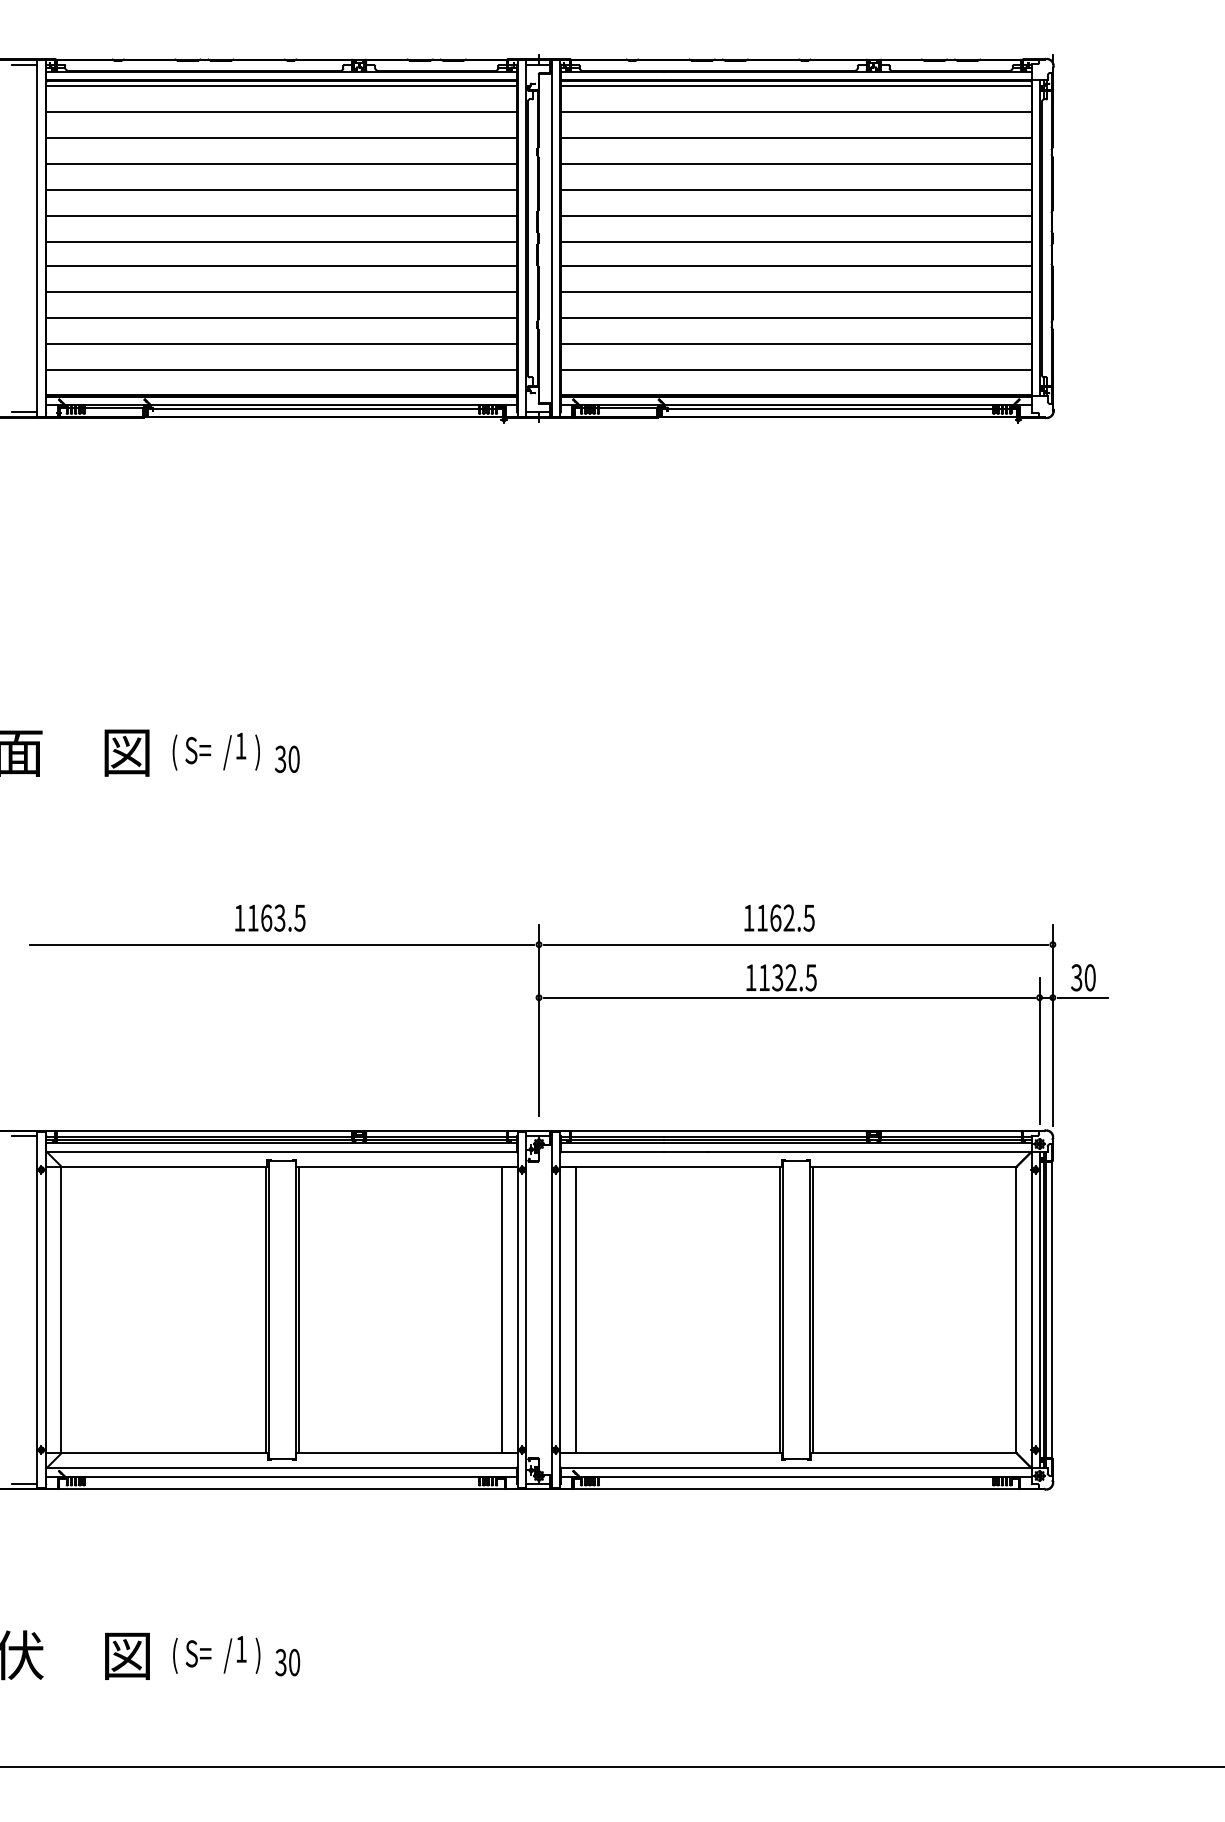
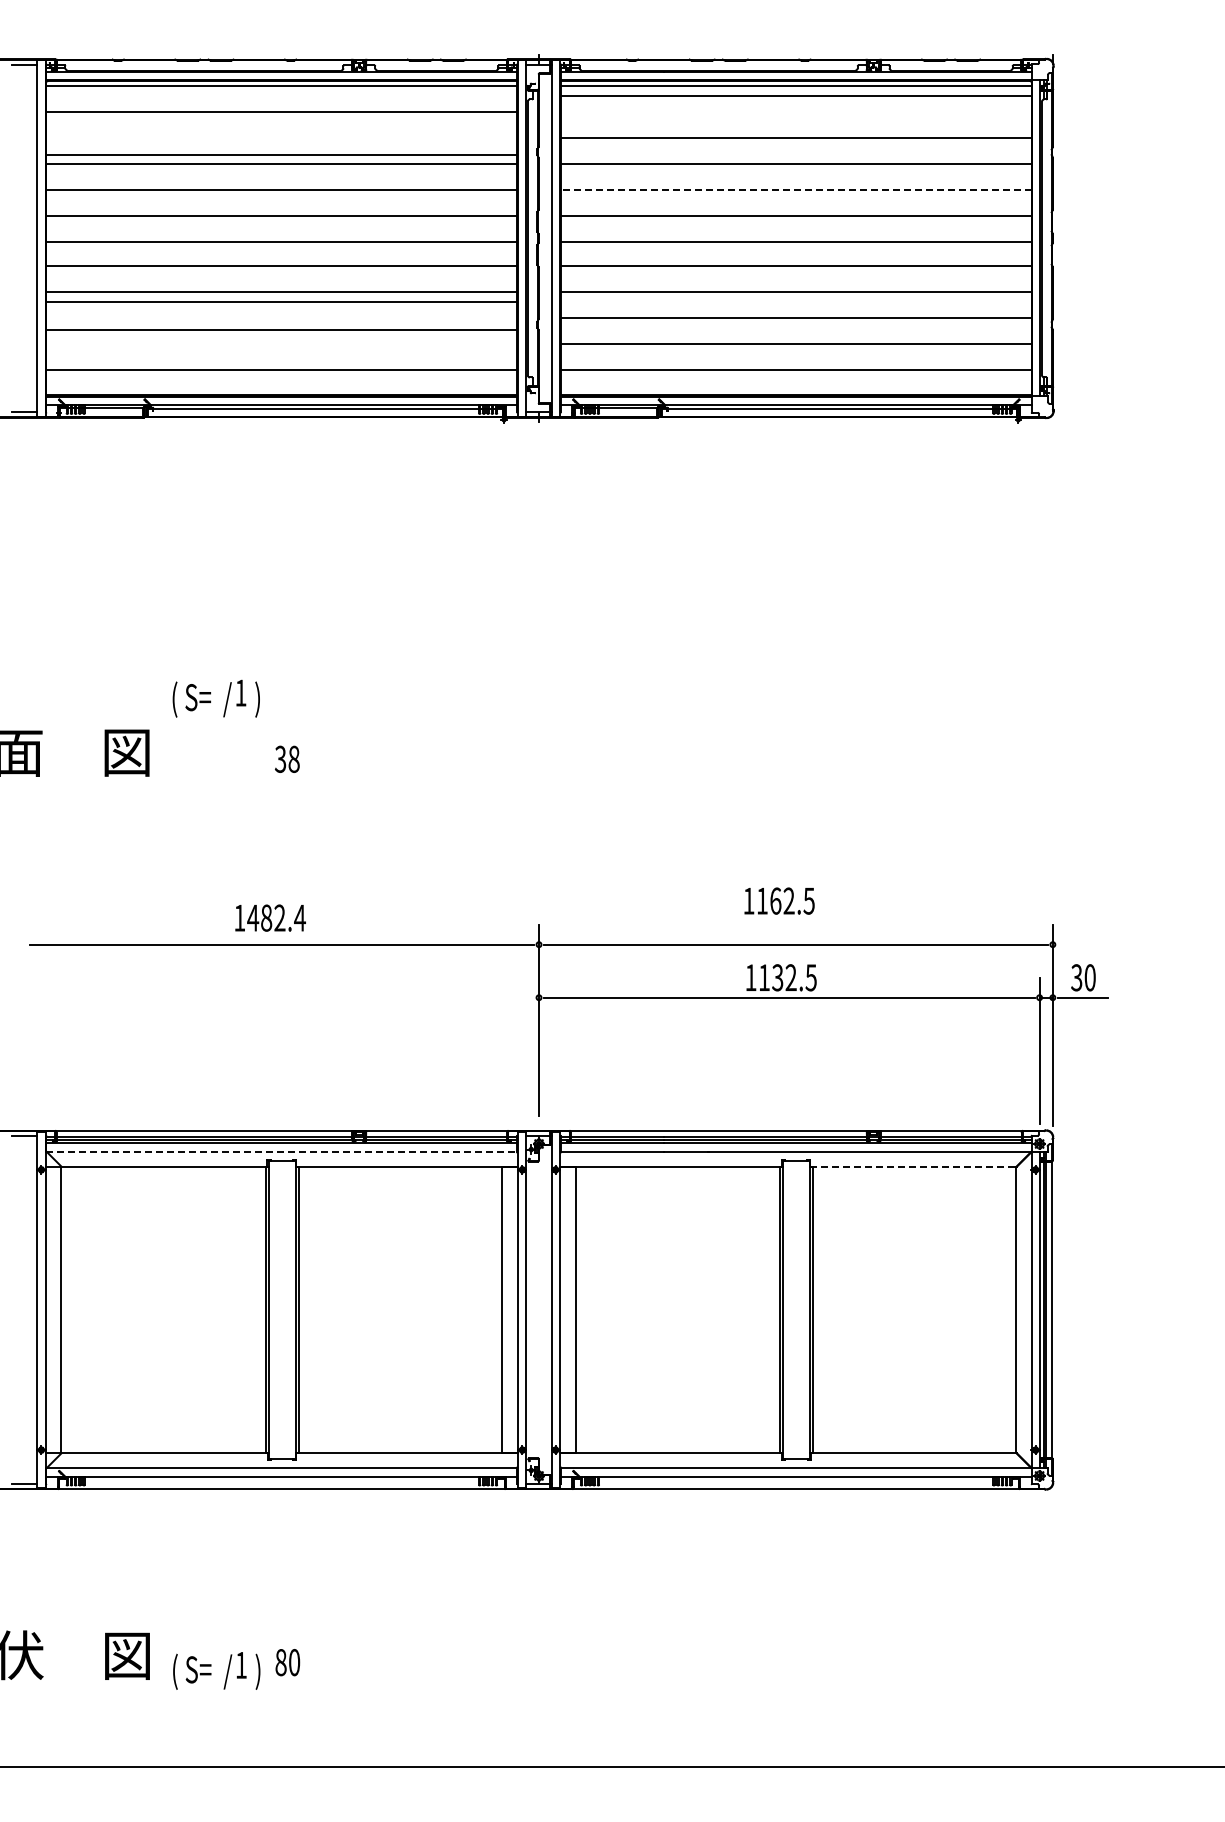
line position: (795, 112) -> (795, 96) (795, 96)
line position: (281, 138) -> (281, 155) (281, 155)
line: solid -> dashed (795, 189)
line position: (281, 318) -> (281, 302) (281, 302)
line position: (281, 343) -> (281, 329) (281, 329)
text position: (215, 751) -> (215, 698) (215, 698)
text: 30 -> 38 (293, 759)
text: 1163.5 -> 1482.4 (276, 917)
text position: (779, 917) -> (779, 900) (779, 900)
line: solid -> dashed (282, 1151)
line: solid -> dashed (913, 1167)
text position: (216, 1654) -> (216, 1670) (216, 1670)
text: 30 -> 80 (280, 1662)
